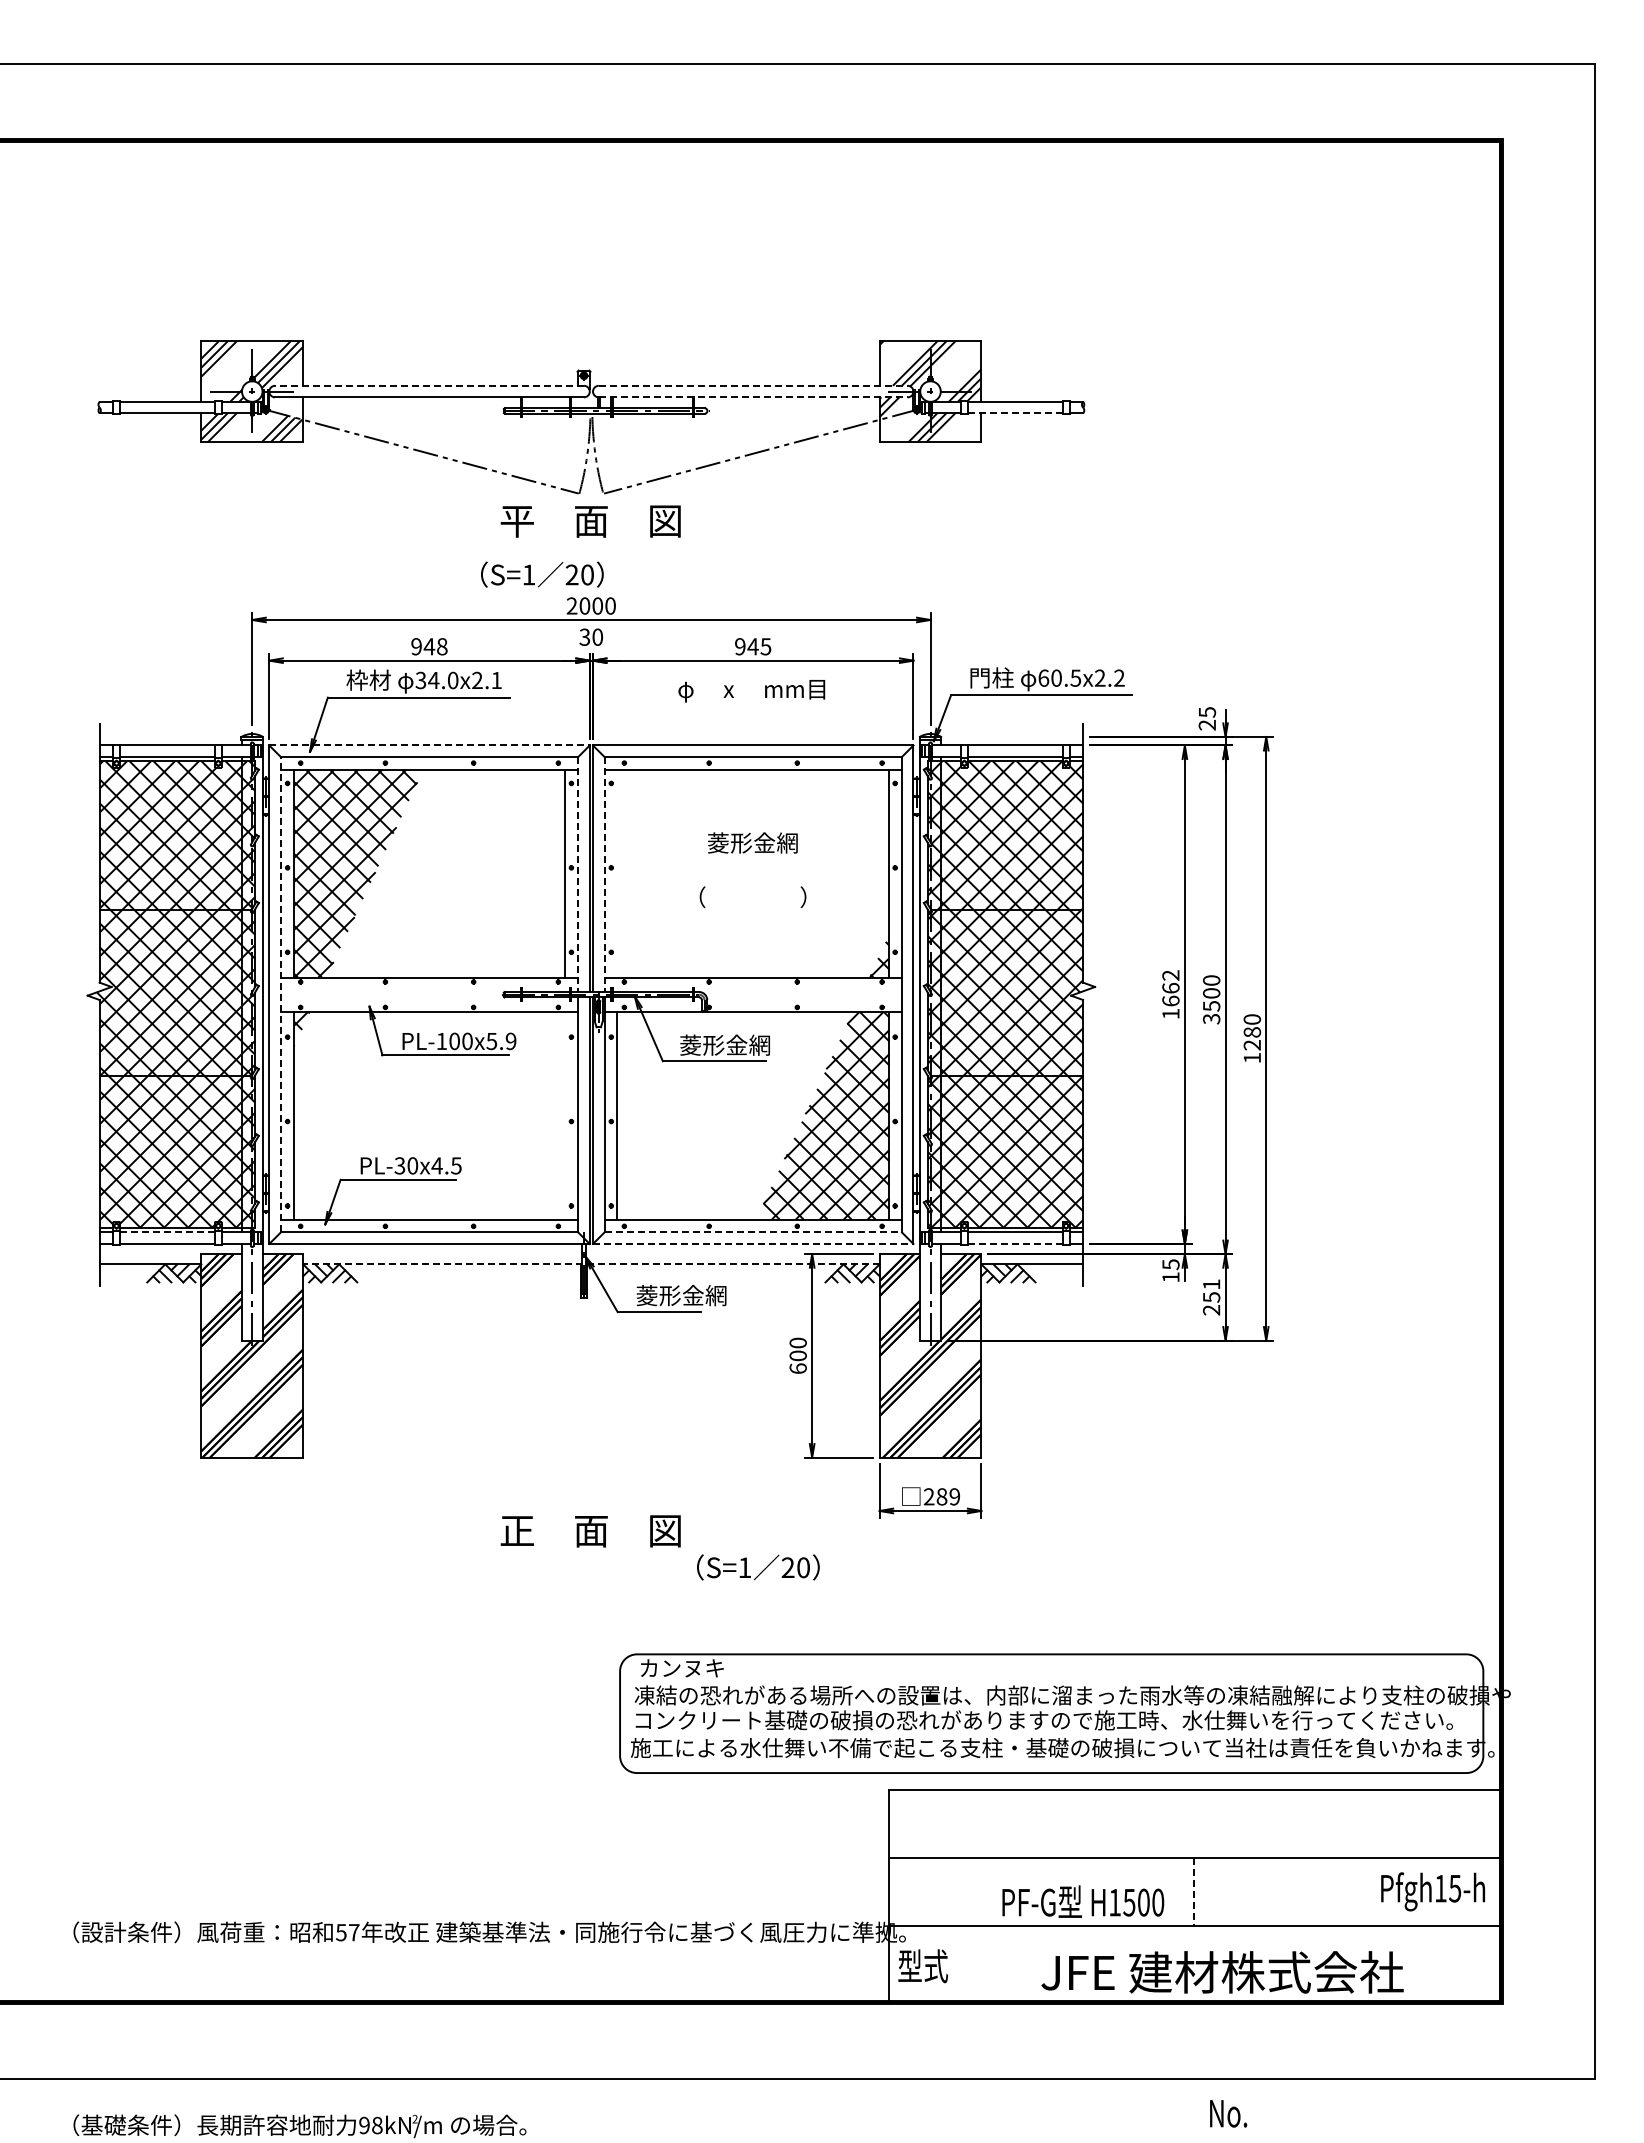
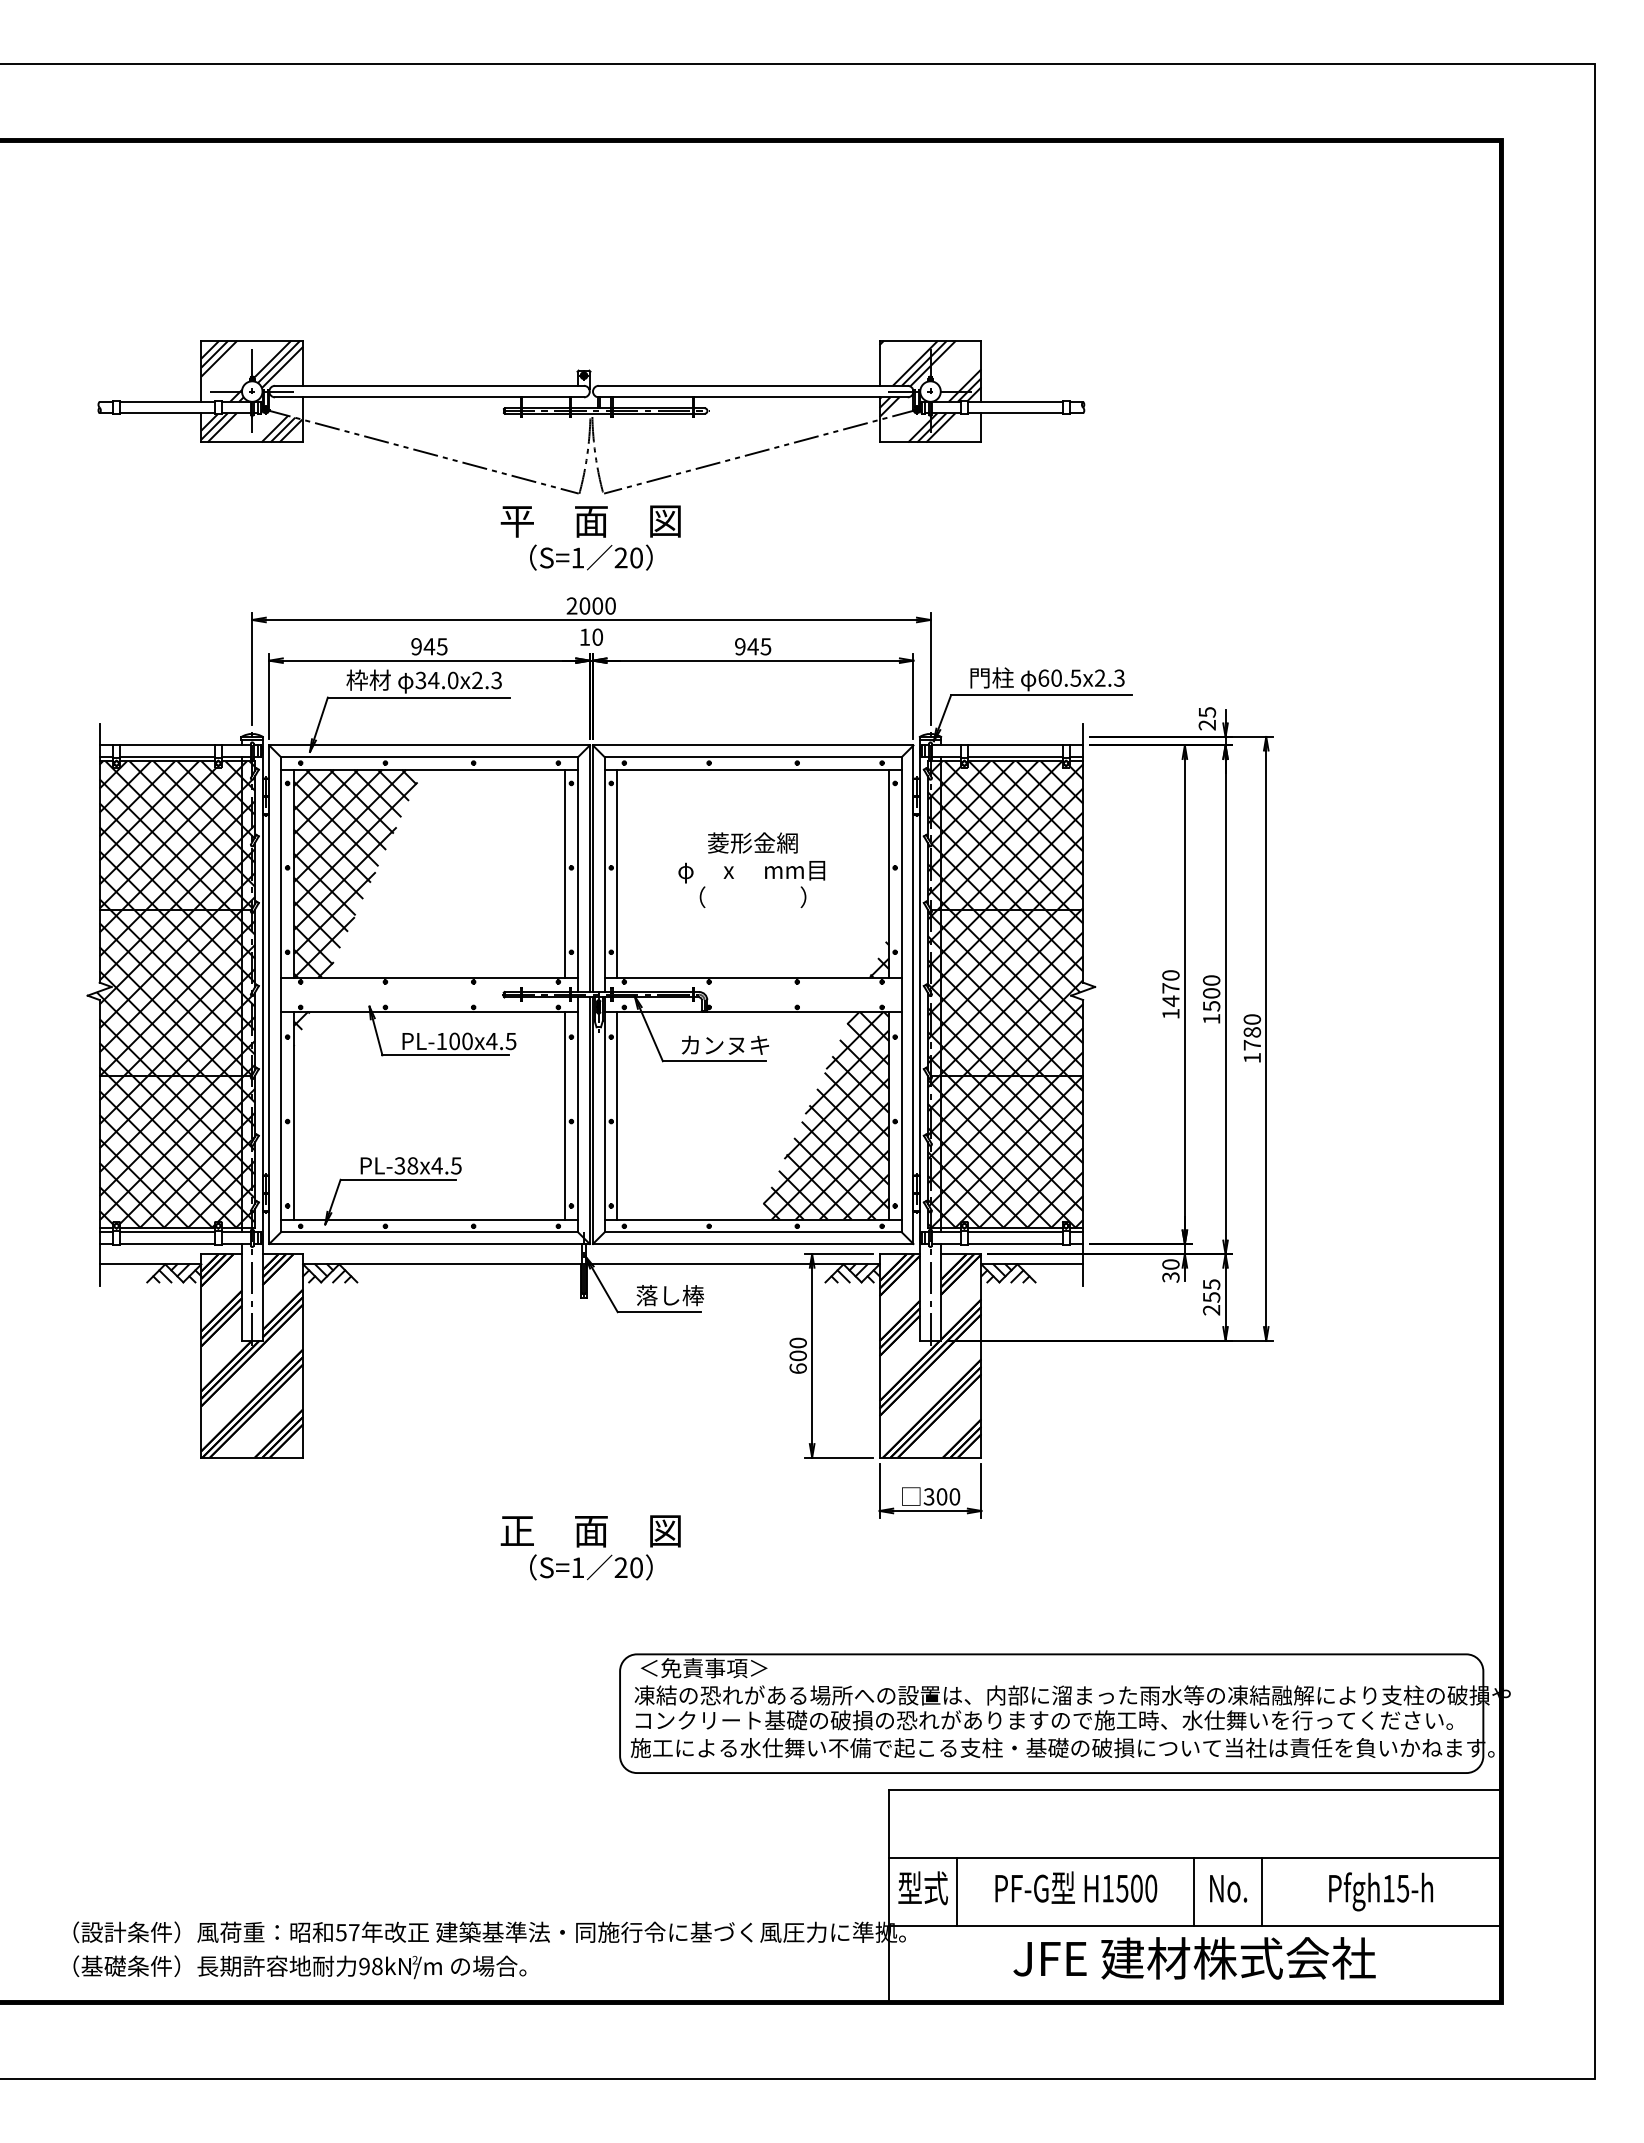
line: dashed -> solid (429, 385)
line: dashed -> solid (753, 385)
line: dashed -> solid (753, 397)
line: dashed -> solid (1014, 413)
text position: (542, 574) -> (591, 557) (591, 557)
text: 30 -> 10 (584, 636)
text: 948 -> 945 (441, 646)
text: 60.5x2.2 -> 60.5x2.3 (1119, 678)
text: 34.0x2.1 -> 34.0x2.3 (496, 680)
text position: (751, 691) -> (751, 872) (751, 872)
line: dashed -> solid (430, 745)
line: none -> present (617, 873)
line: dashed -> solid (578, 874)
line: dashed -> solid (604, 874)
text: 1662 -> 1470 (1170, 988)
line: dashed -> solid (280, 994)
text: 3500 -> 1500 (1211, 1019)
text: PL-100x5.9 -> PL-100x4.5 (501, 1041)
text: 菱形金網 -> カンヌキ (724, 1044)
text: 1280 -> 1780 (1251, 1044)
line: none -> present (565, 1115)
text: PL-30x4.5 -> PL-38x4.5 (412, 1165)
line: dashed -> solid (167, 1232)
line: dashed -> solid (753, 1232)
line: dashed -> solid (753, 1243)
line: dashed -> solid (1014, 1243)
line: dashed -> solid (590, 1264)
text: 15 -> 30 (1170, 1270)
text: 251 -> 255 (1211, 1284)
text: 菱形金網 -> 落し棒 (681, 1295)
text: 289 -> 300 (941, 1496)
text position: (758, 1567) -> (591, 1567) (591, 1567)
text: カンヌキ -> ＜免責事項＞ (703, 1668)
text position: (1433, 1891) -> (1381, 1891) (1381, 1891)
line: none -> present (956, 1892)
line: dashed -> solid (1194, 1892)
line: none -> present (1262, 1892)
text position: (1083, 1901) -> (1076, 1887) (1076, 1887)
text position: (922, 1966) -> (922, 1888) (922, 1888)
text position: (1222, 1972) -> (1194, 1958) (1194, 1958)
text position: (1228, 2113) -> (1228, 1888) (1228, 1888)
text position: (299, 2126) -> (299, 1967) (299, 1967)
